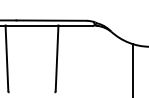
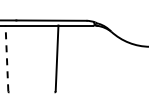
line: solid -> dashed (6, 58)
line: present -> none (132, 69)
